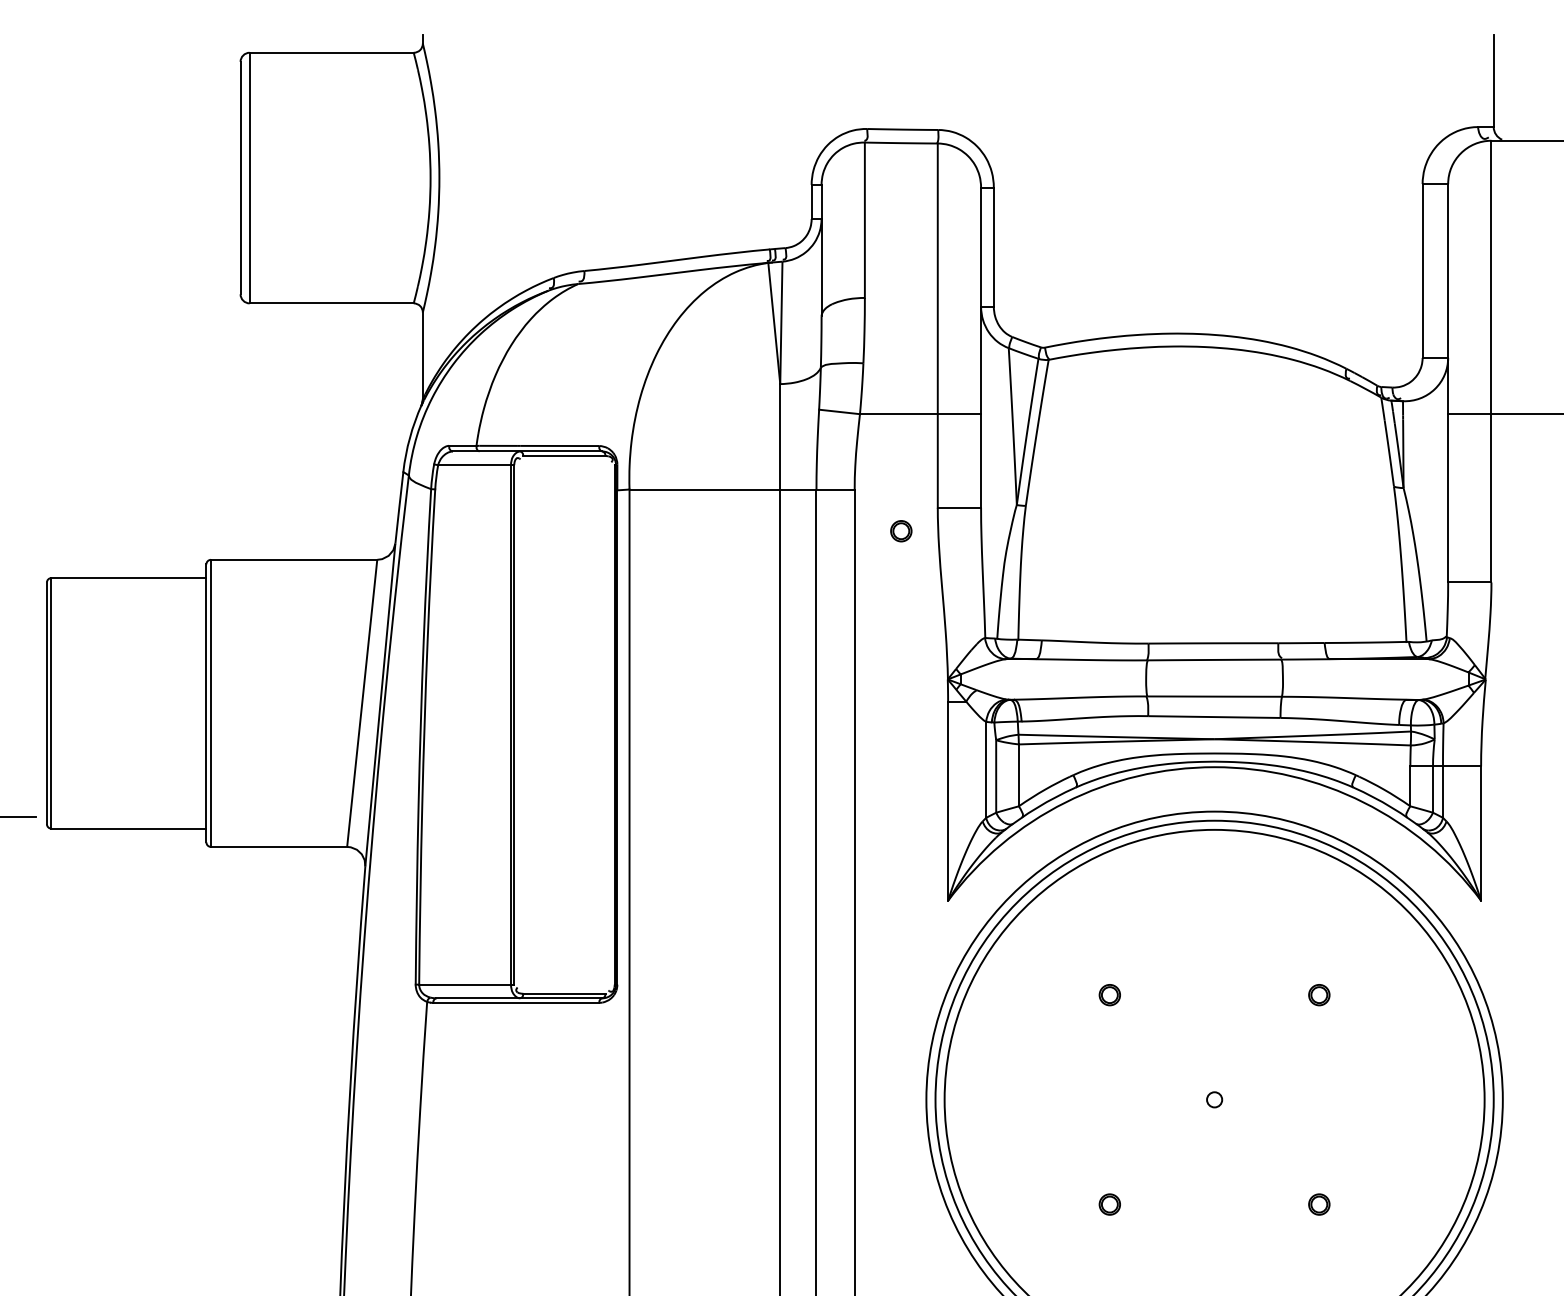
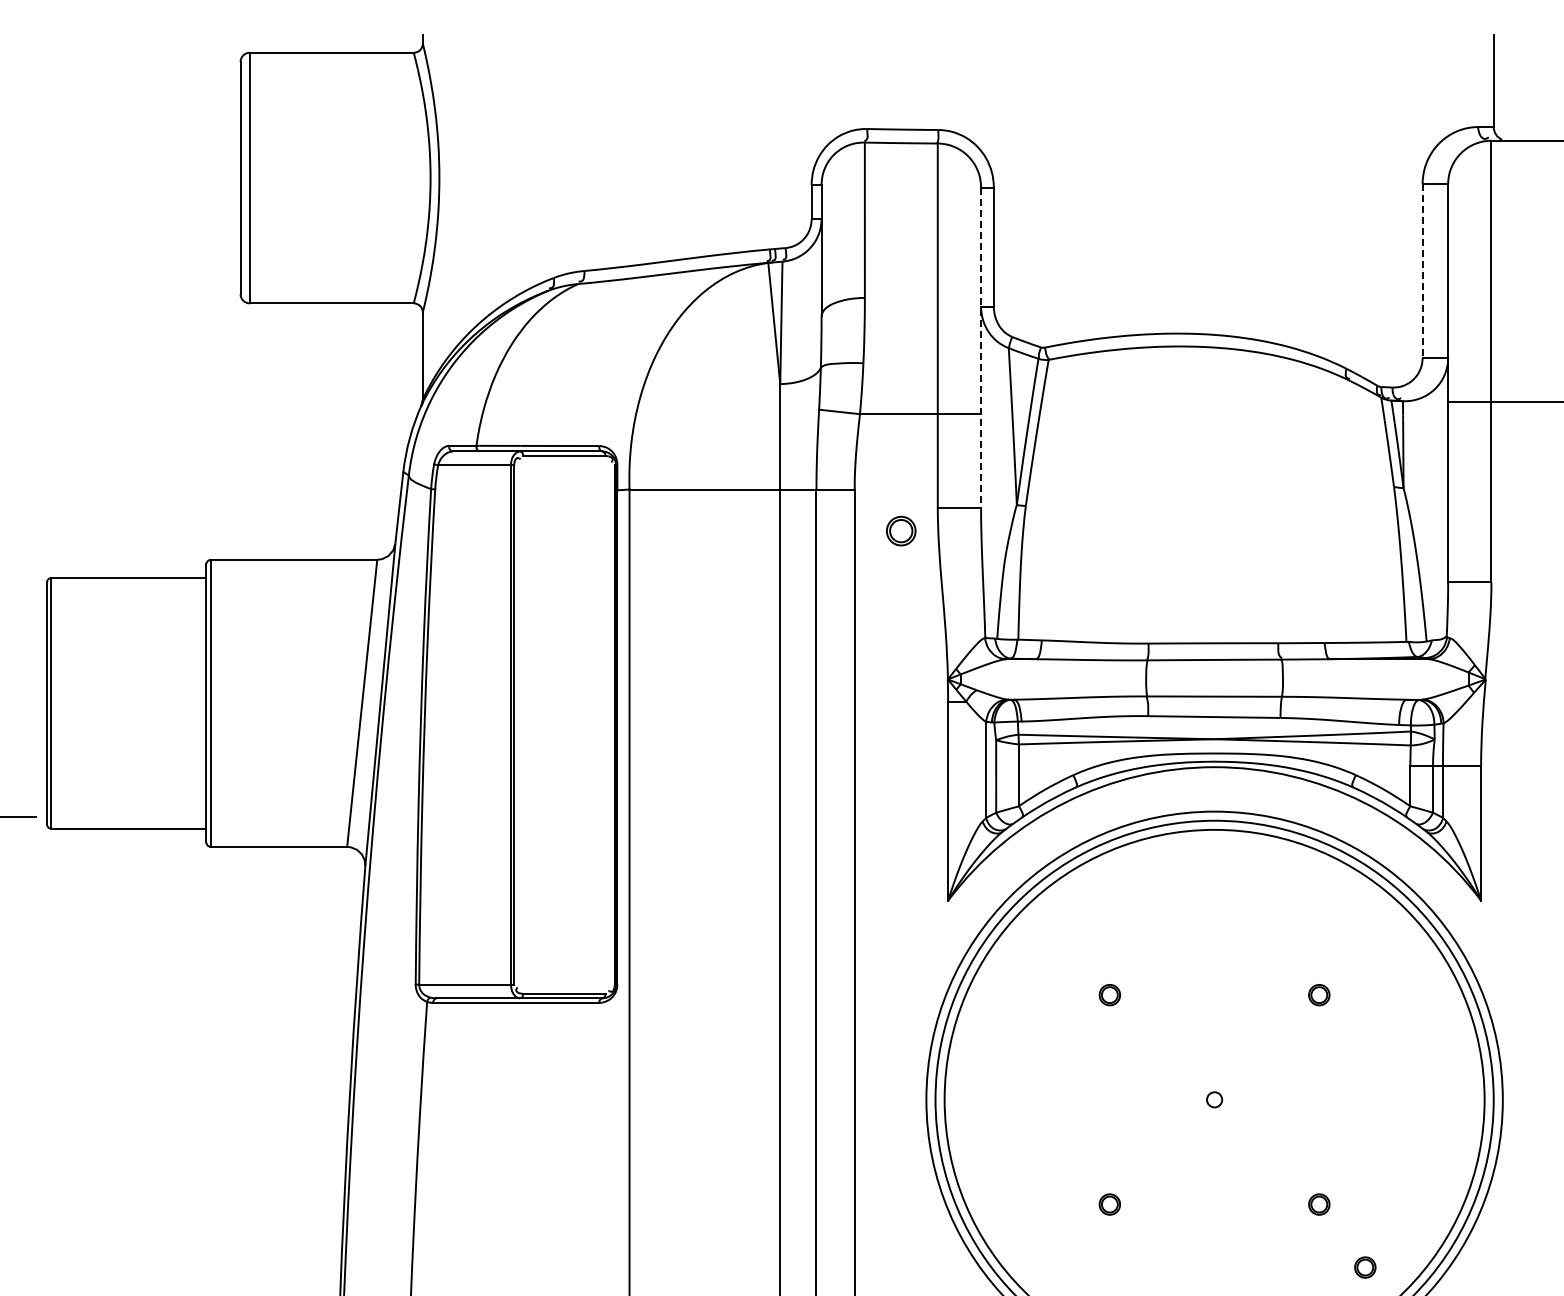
line: solid -> dashed (1422, 271)
line: solid -> dashed (981, 348)
line position: (1504, 414) -> (1504, 402) (1504, 402)
part size: 23x23 px -> 31x32 px (901, 530)
part: none -> present (1365, 1267)
